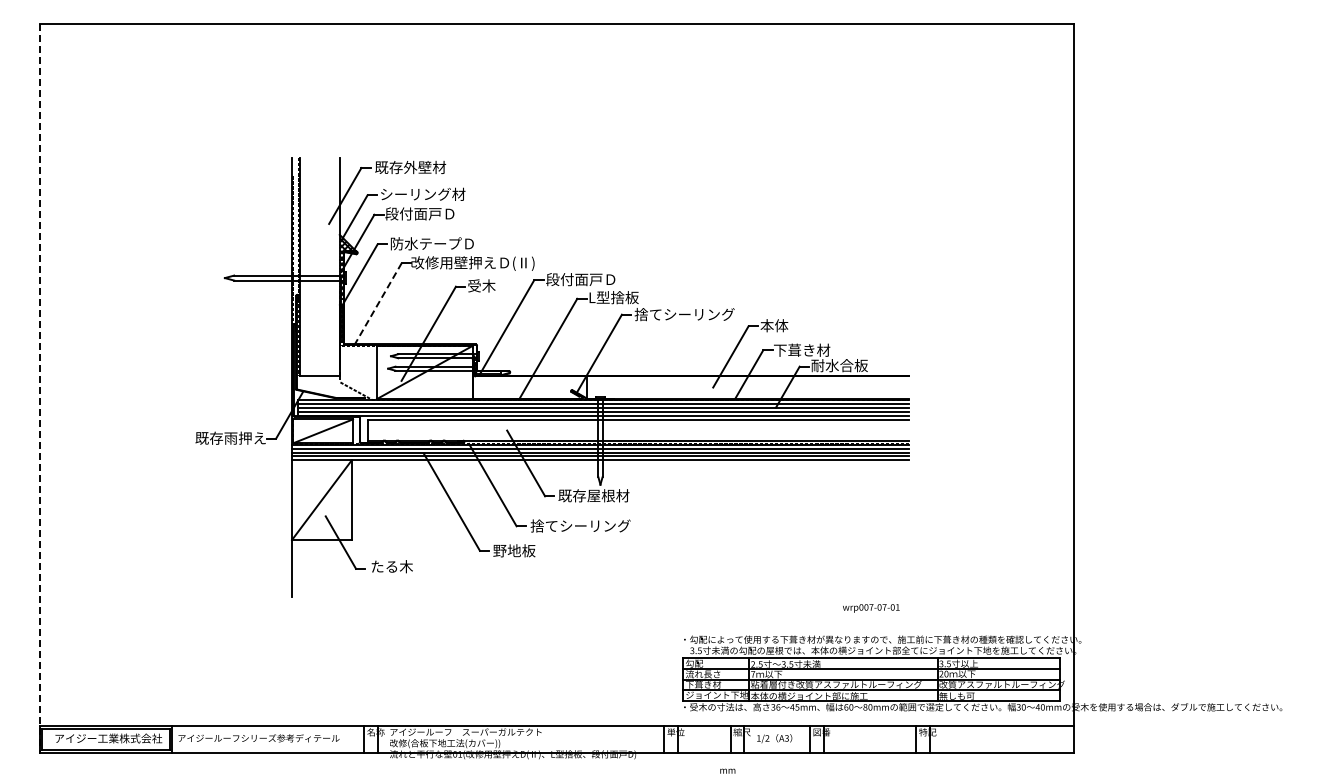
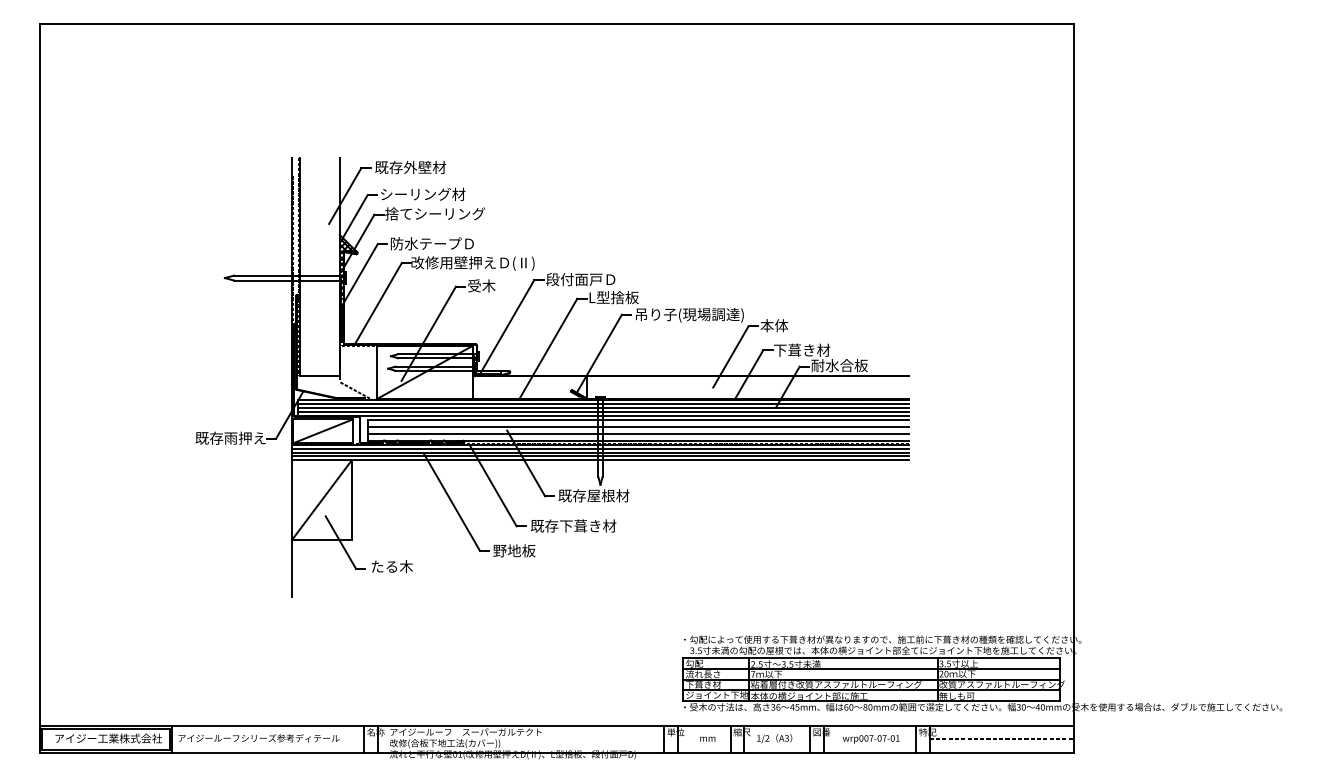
text: 段付面戸Ｄ -> 捨てシーリング (434, 213)
line: dashed -> solid (378, 303)
text: 捨てシーリング -> 吊り子(現場調達) (688, 315)
line: dashed -> solid (39, 388)
line: none -> present (638, 426)
line: none -> present (638, 433)
text: 捨てシーリング -> 既存下葺き材 (580, 525)
text position: (871, 608) -> (871, 739) (871, 739)
line: none -> present (1001, 739)
text position: (727, 770) -> (707, 738) (707, 738)
